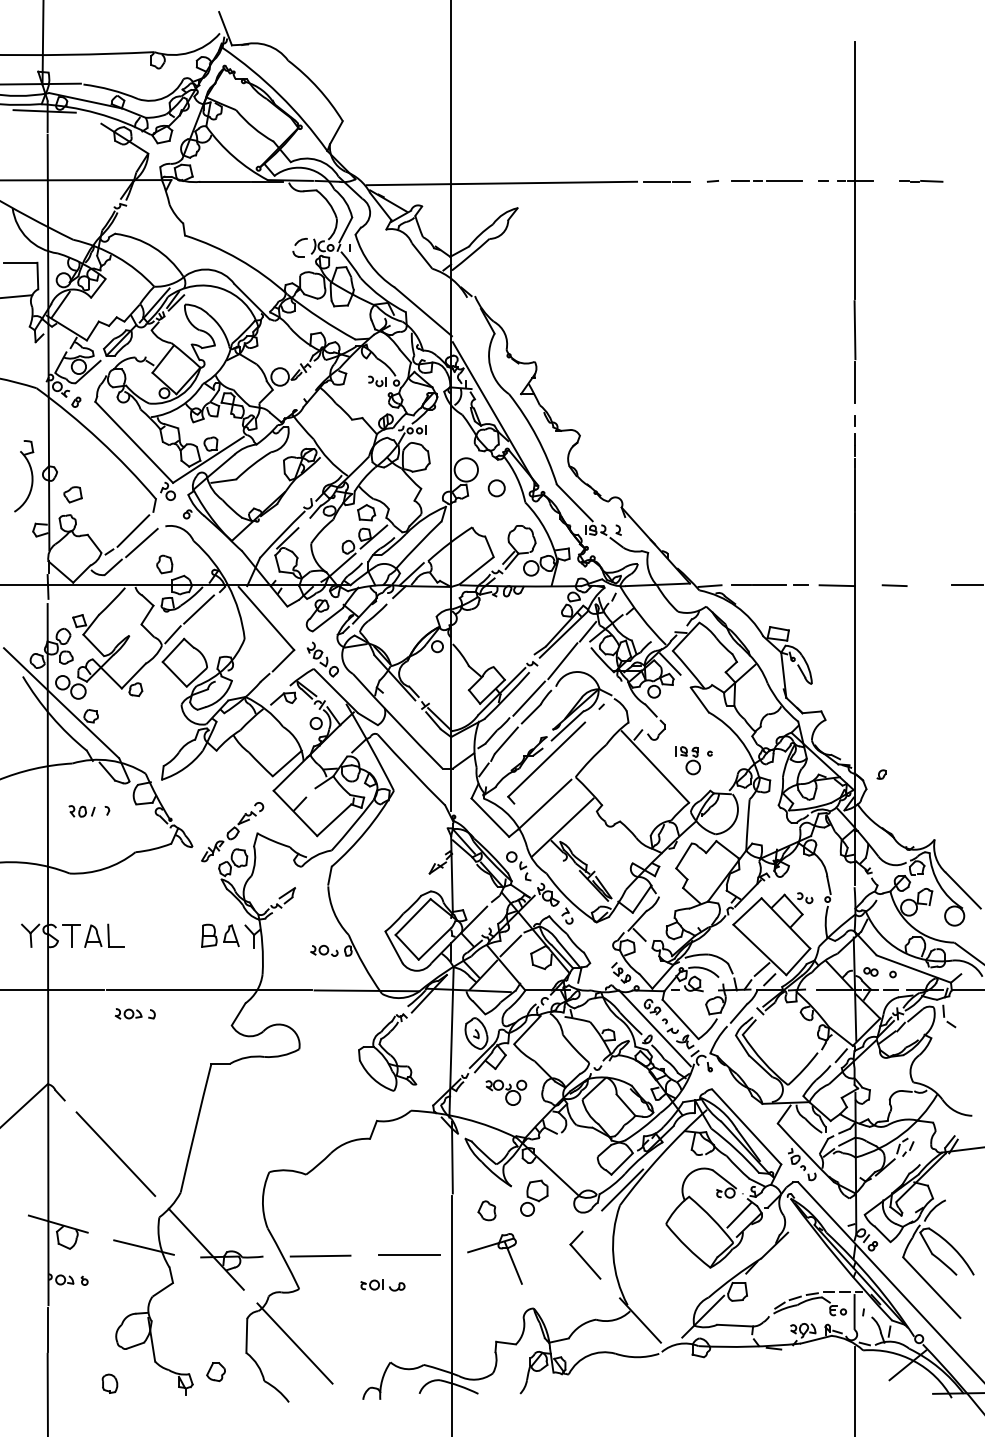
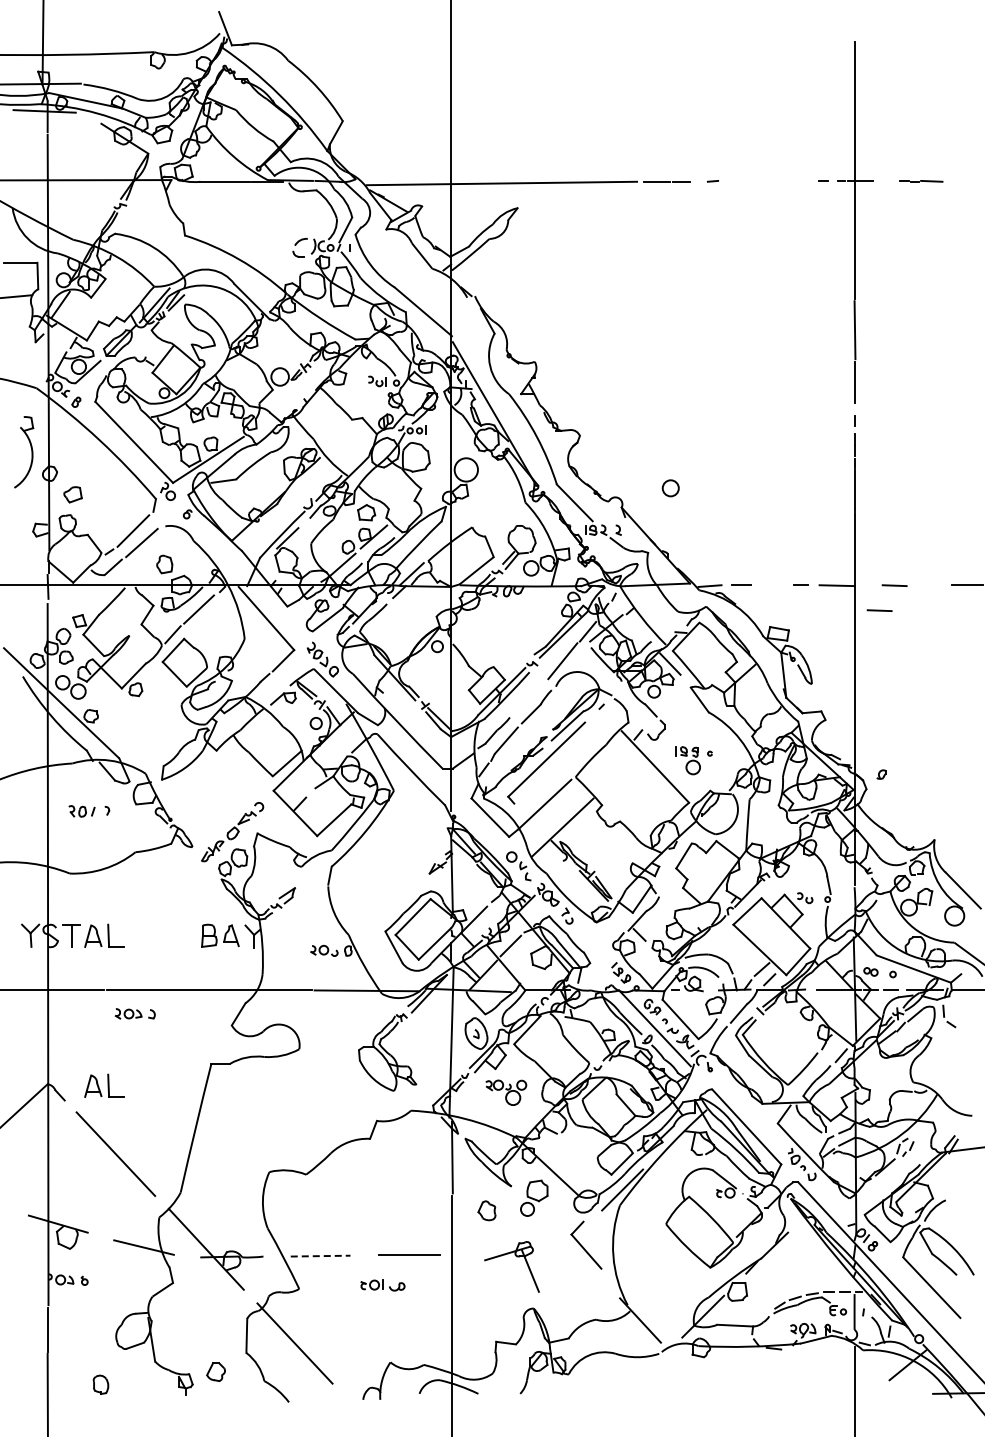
line: present -> none (766, 180)
part position: (31, 476) -> (31, 452) (31, 452)
circle position: (496, 488) -> (670, 488) (670, 488)
line: present -> none (769, 585)
line: none -> present (879, 610)
line: present -> none (528, 698)
part: none -> present (104, 1085)
line: present -> none (739, 1214)
part position: (498, 1248) -> (515, 1256) (515, 1256)
part position: (585, 1254) -> (586, 1244) (586, 1244)
line: solid -> dashed (320, 1256)
part position: (109, 1383) -> (100, 1384) (100, 1384)
